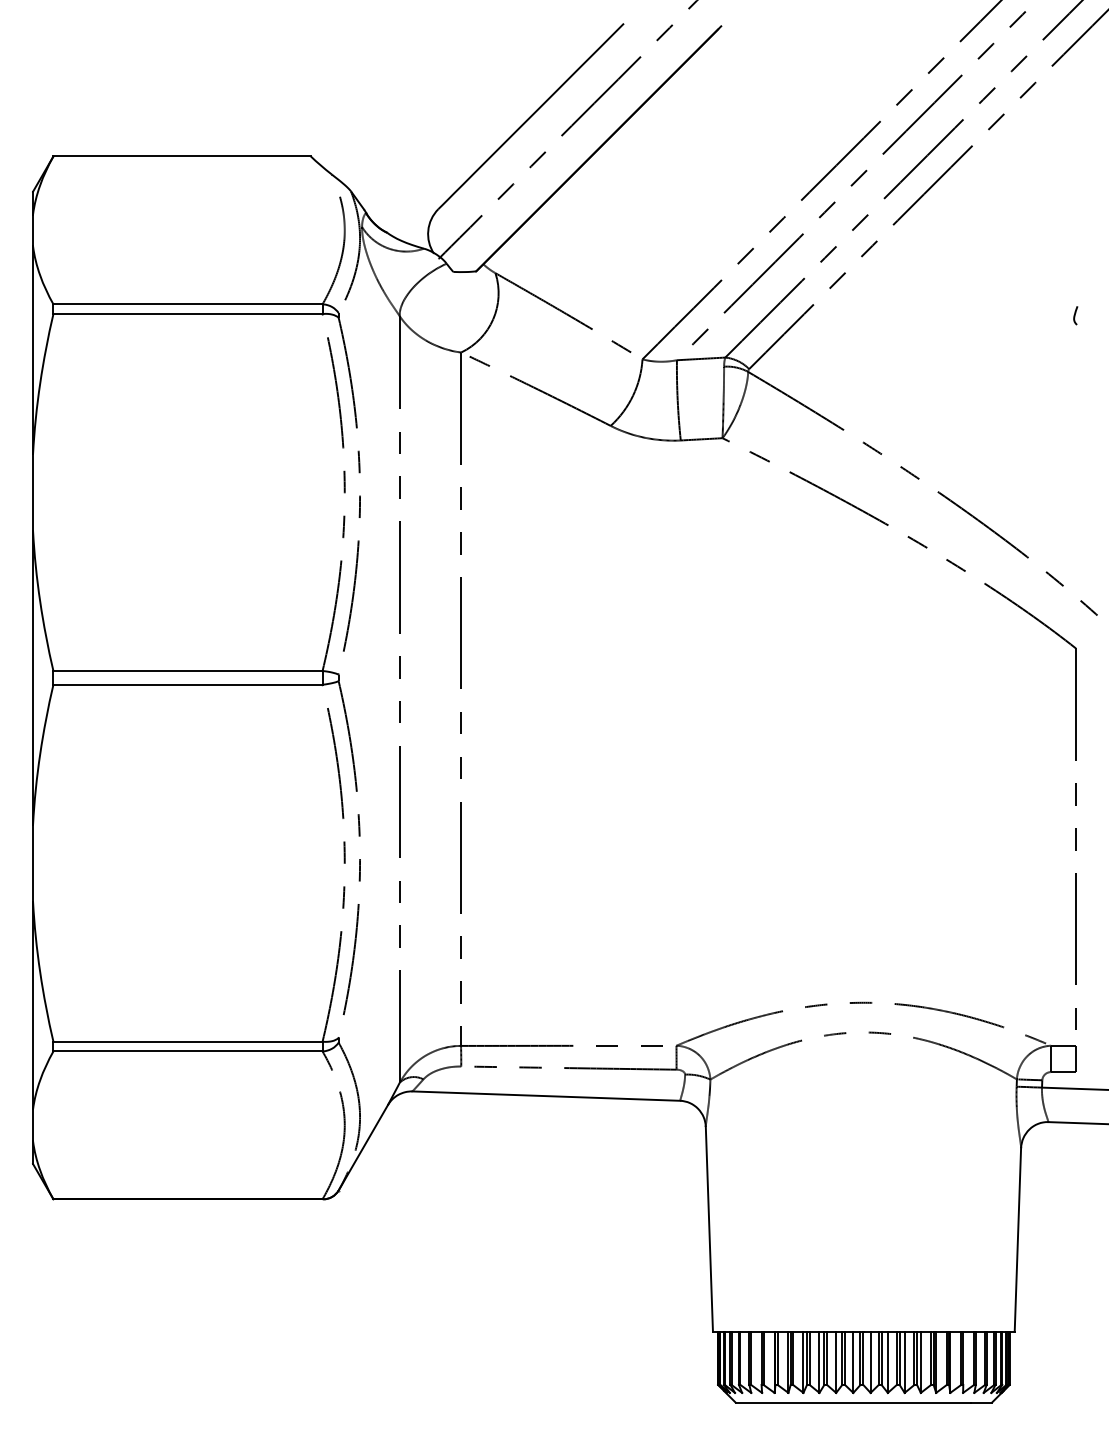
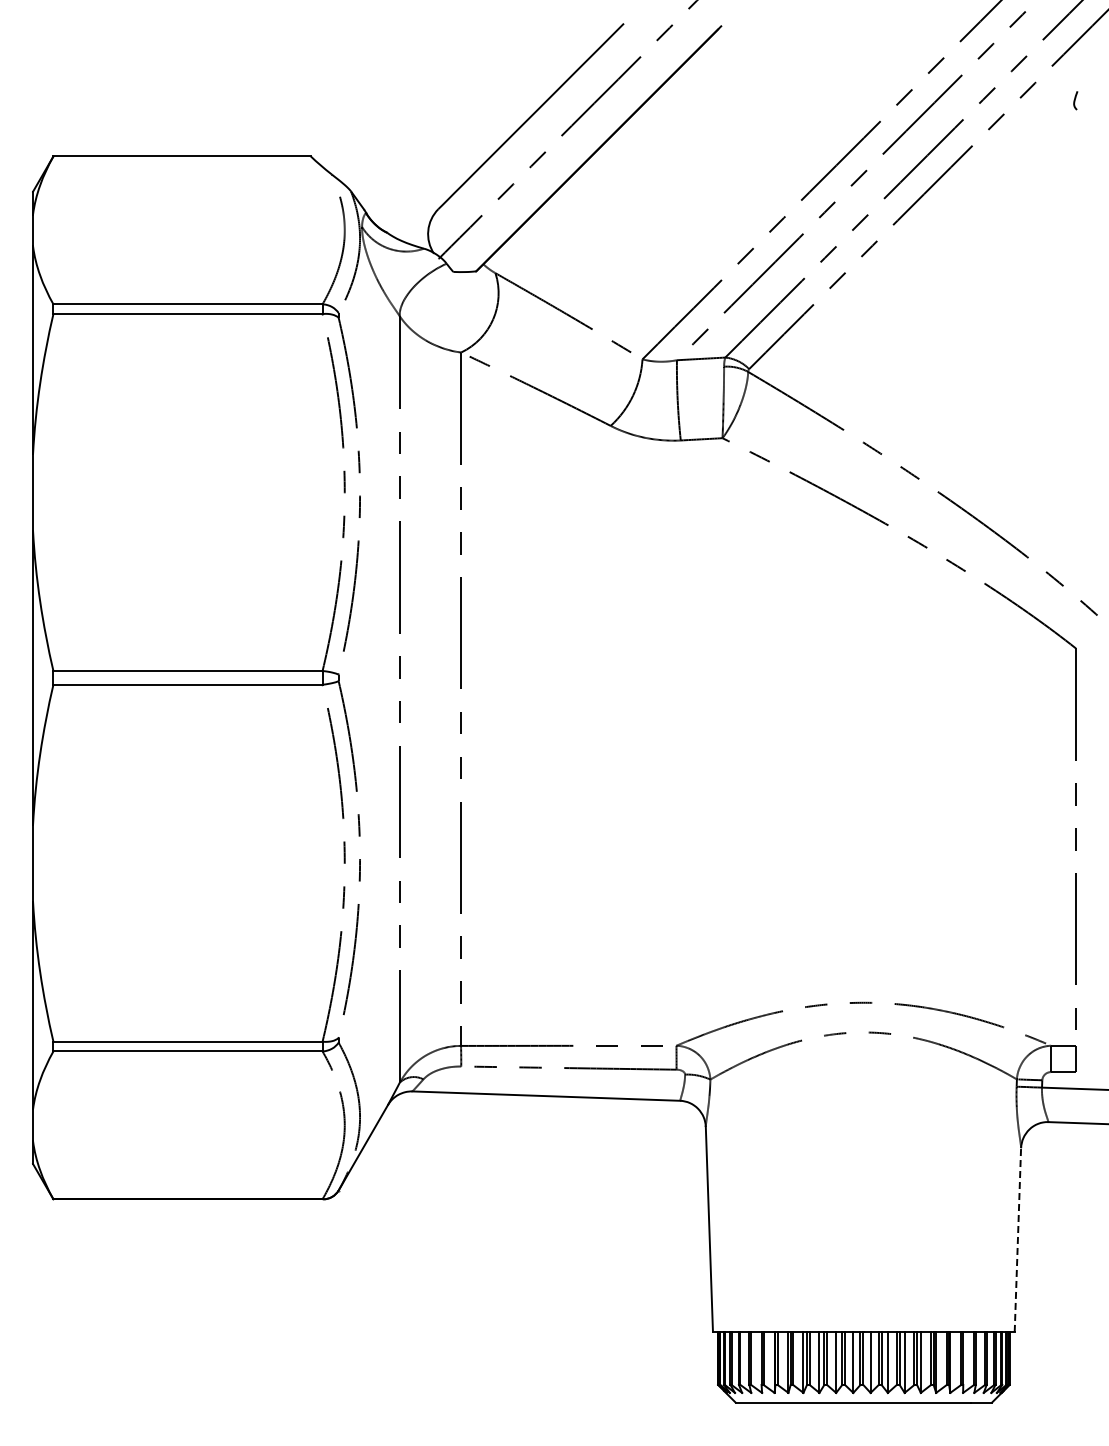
curve position: (1075, 315) -> (1075, 100) (1075, 100)
line: solid -> dashed (1017, 1240)
